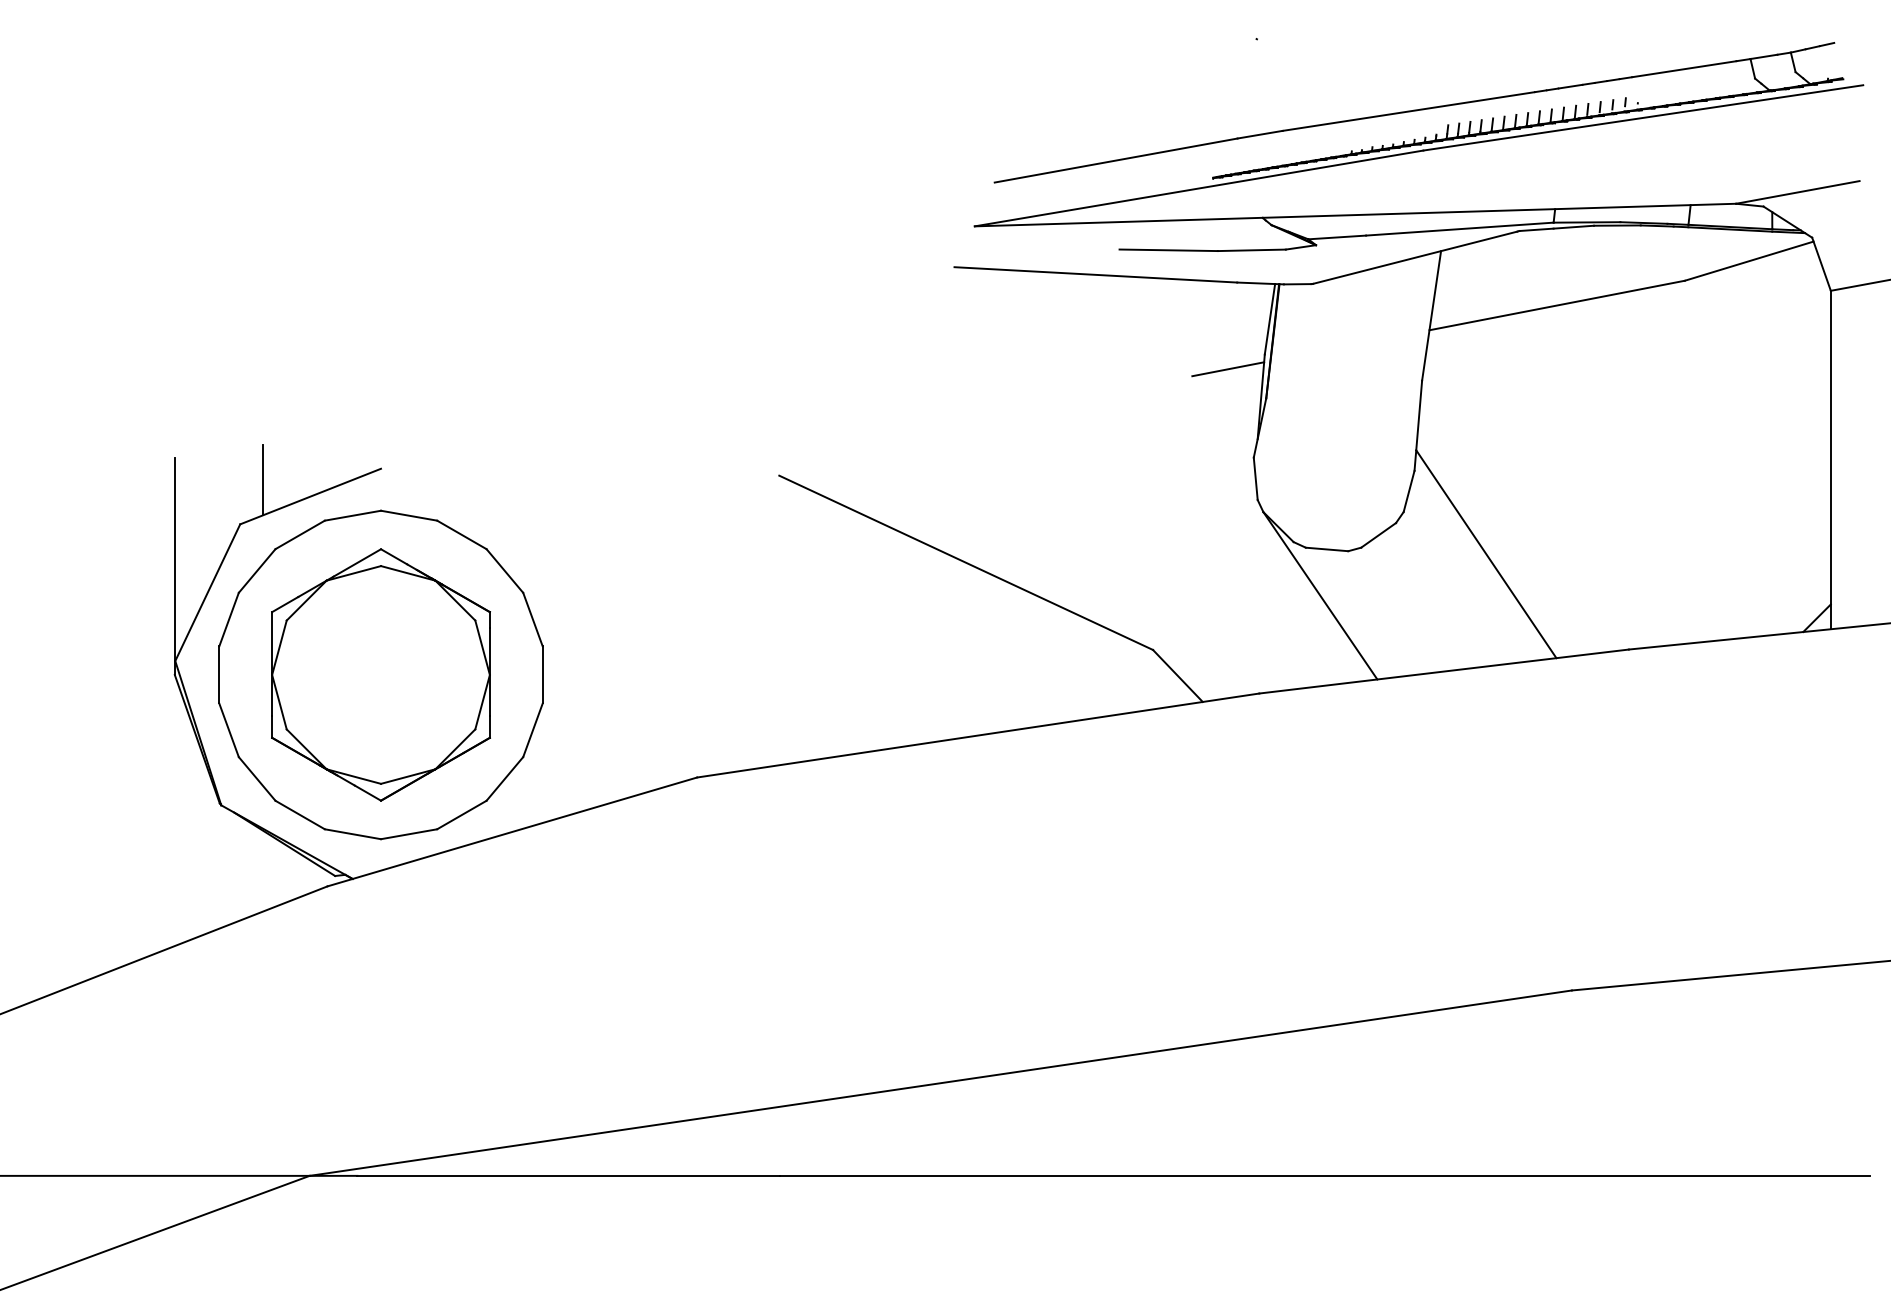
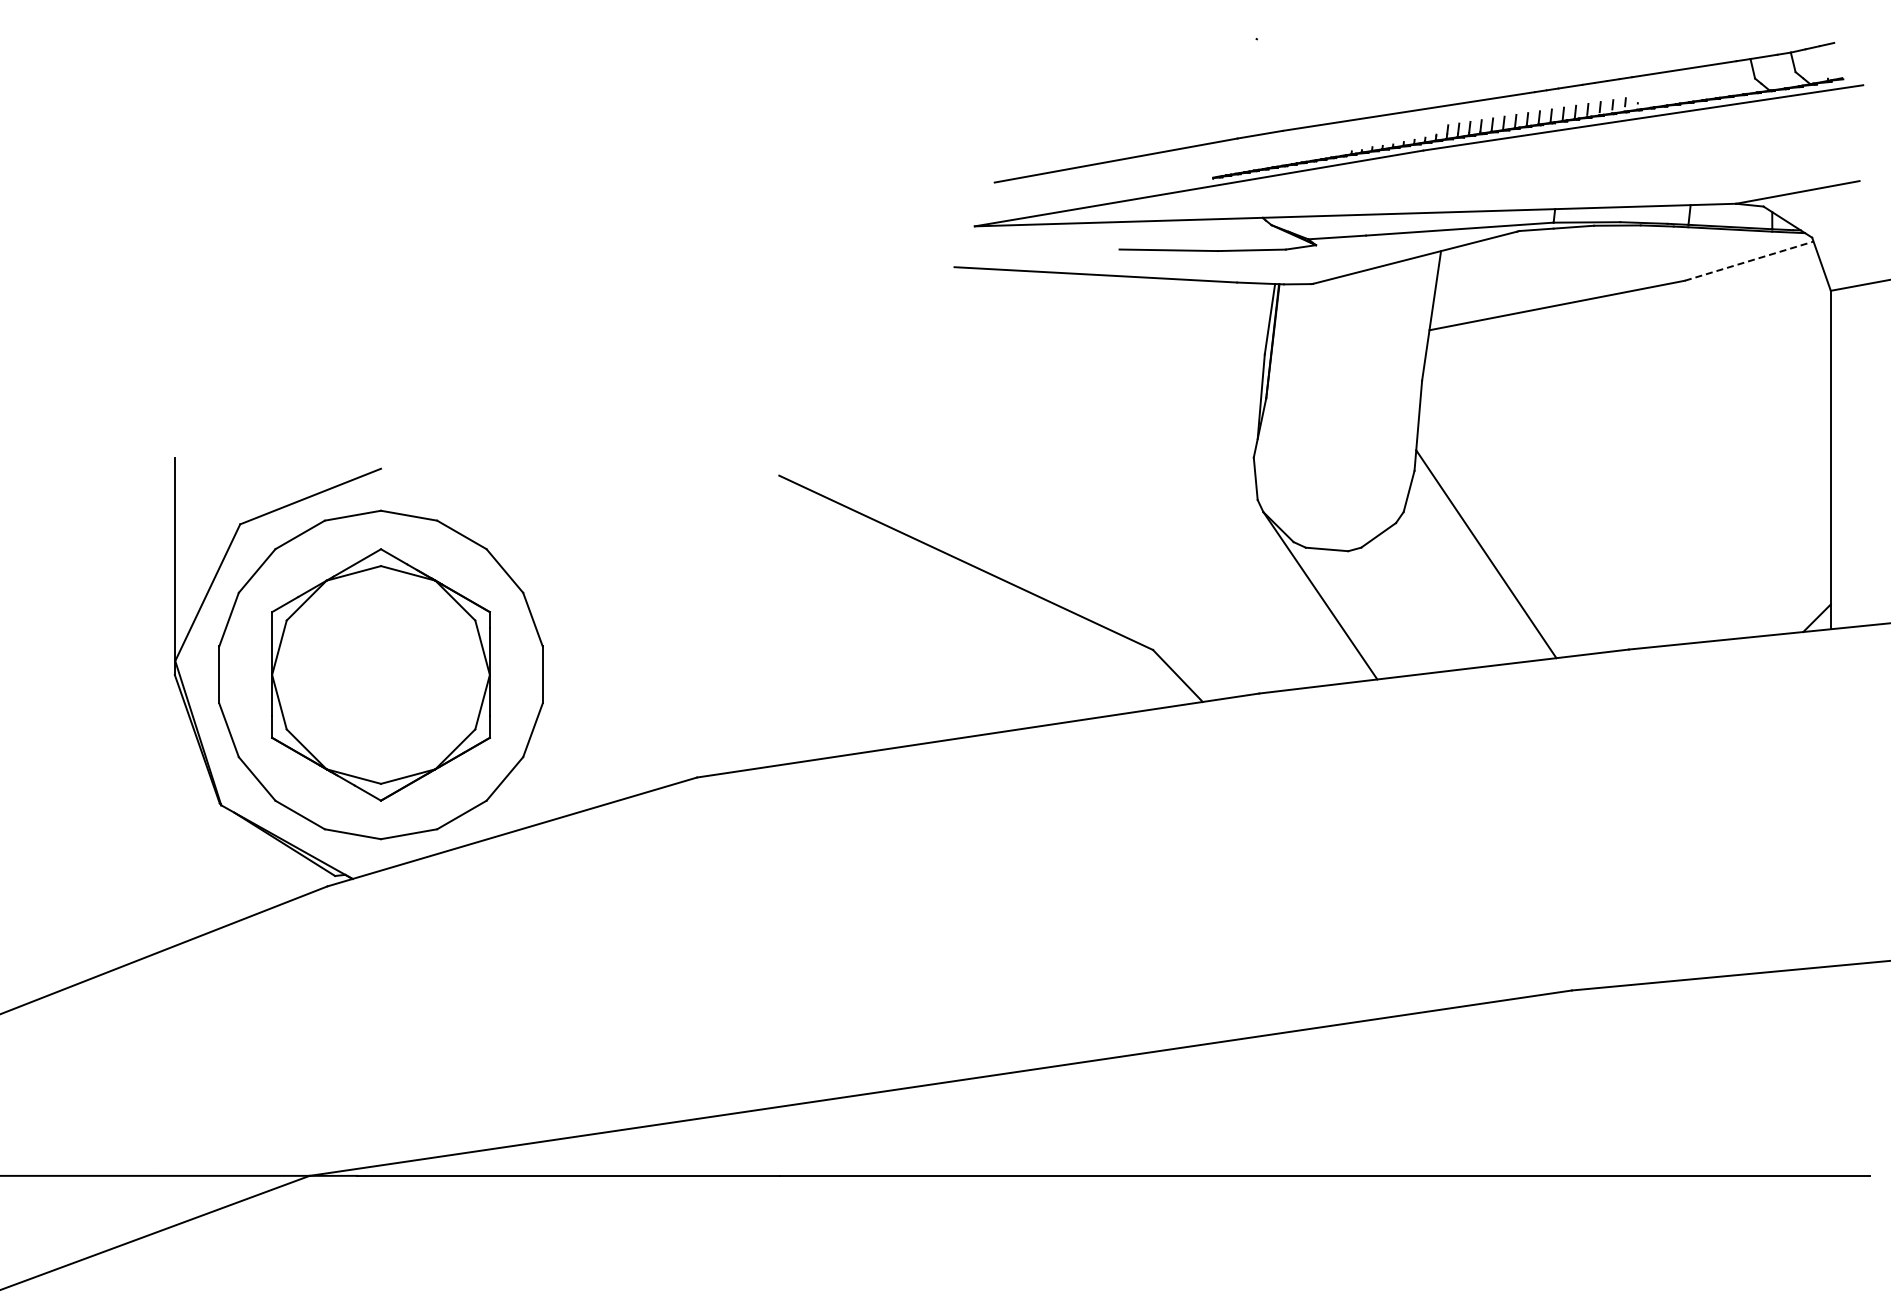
line: solid -> dashed (1749, 261)
line: present -> none (1228, 369)
line: present -> none (263, 479)
